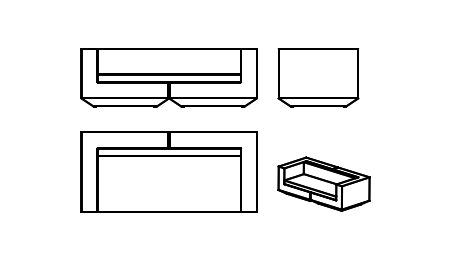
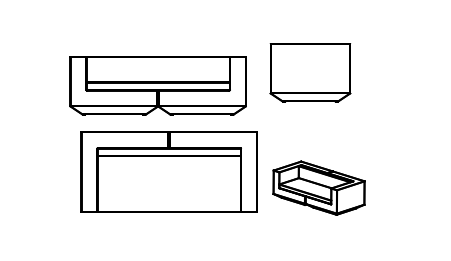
part position: (168, 77) -> (157, 85) (157, 85)
part position: (318, 77) -> (310, 72) (310, 72)
part position: (323, 183) -> (318, 187) (318, 187)
